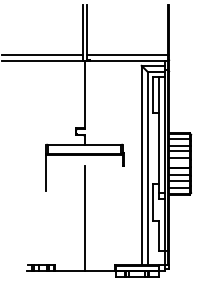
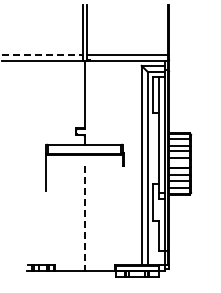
line: solid -> dashed (42, 55)
line: solid -> dashed (84, 218)
